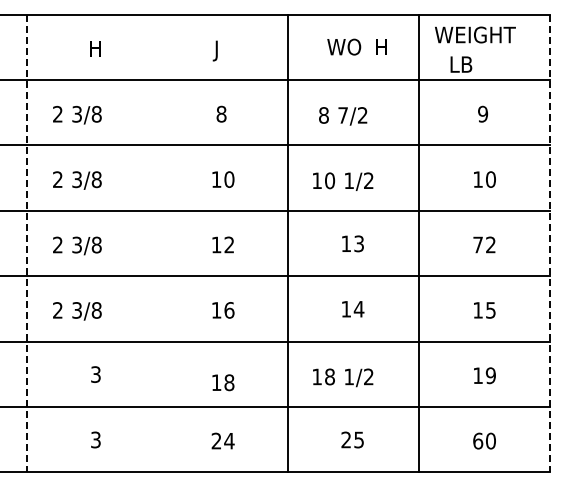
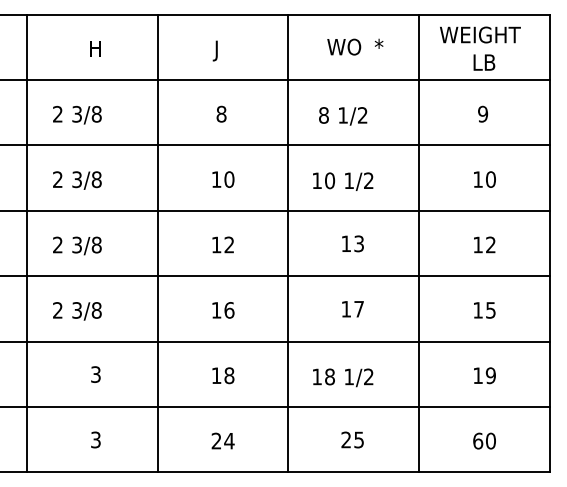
text position: (475, 34) -> (480, 34) (480, 34)
text: H -> * (380, 46)
text position: (461, 64) -> (484, 62) (484, 62)
text: 7/2 -> 1/2 (342, 115)
line: dashed -> solid (26, 243)
line: none -> present (157, 243)
line: dashed -> solid (549, 243)
text: 72 -> 12 (477, 244)
text: 14 -> 17 (358, 309)
text position: (223, 382) -> (223, 375) (223, 375)
